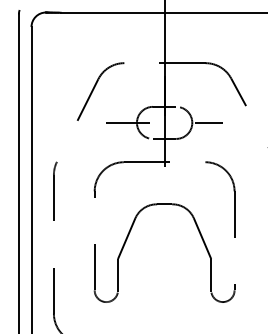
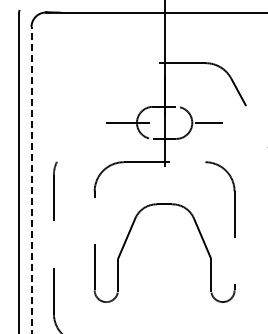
part: present -> none (94, 89)
line: solid -> dashed (31, 179)
